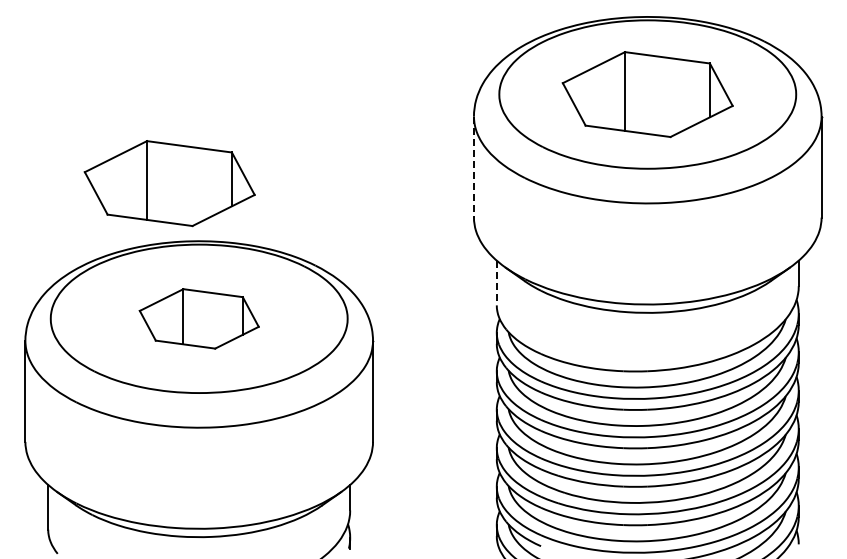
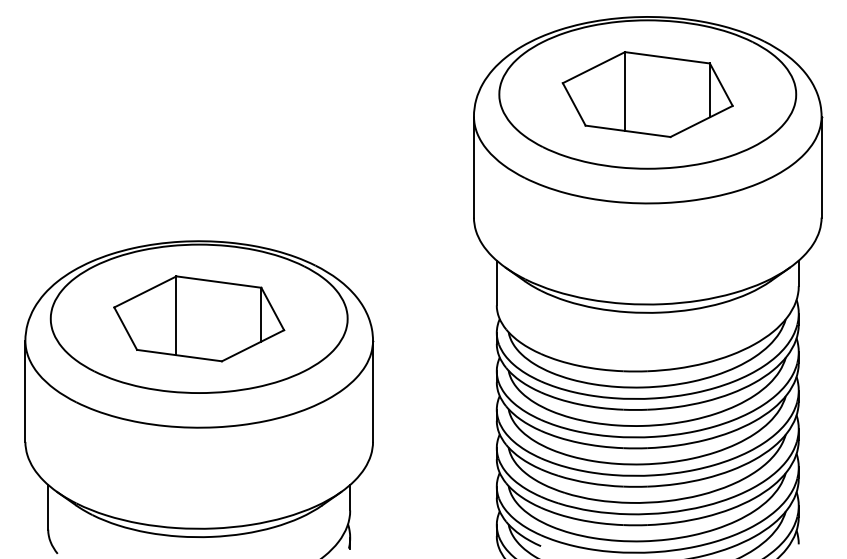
line: dashed -> solid (473, 167)
part: present -> none (169, 183)
line: dashed -> solid (496, 283)
part size: 122x62 px -> 173x88 px (199, 318)
